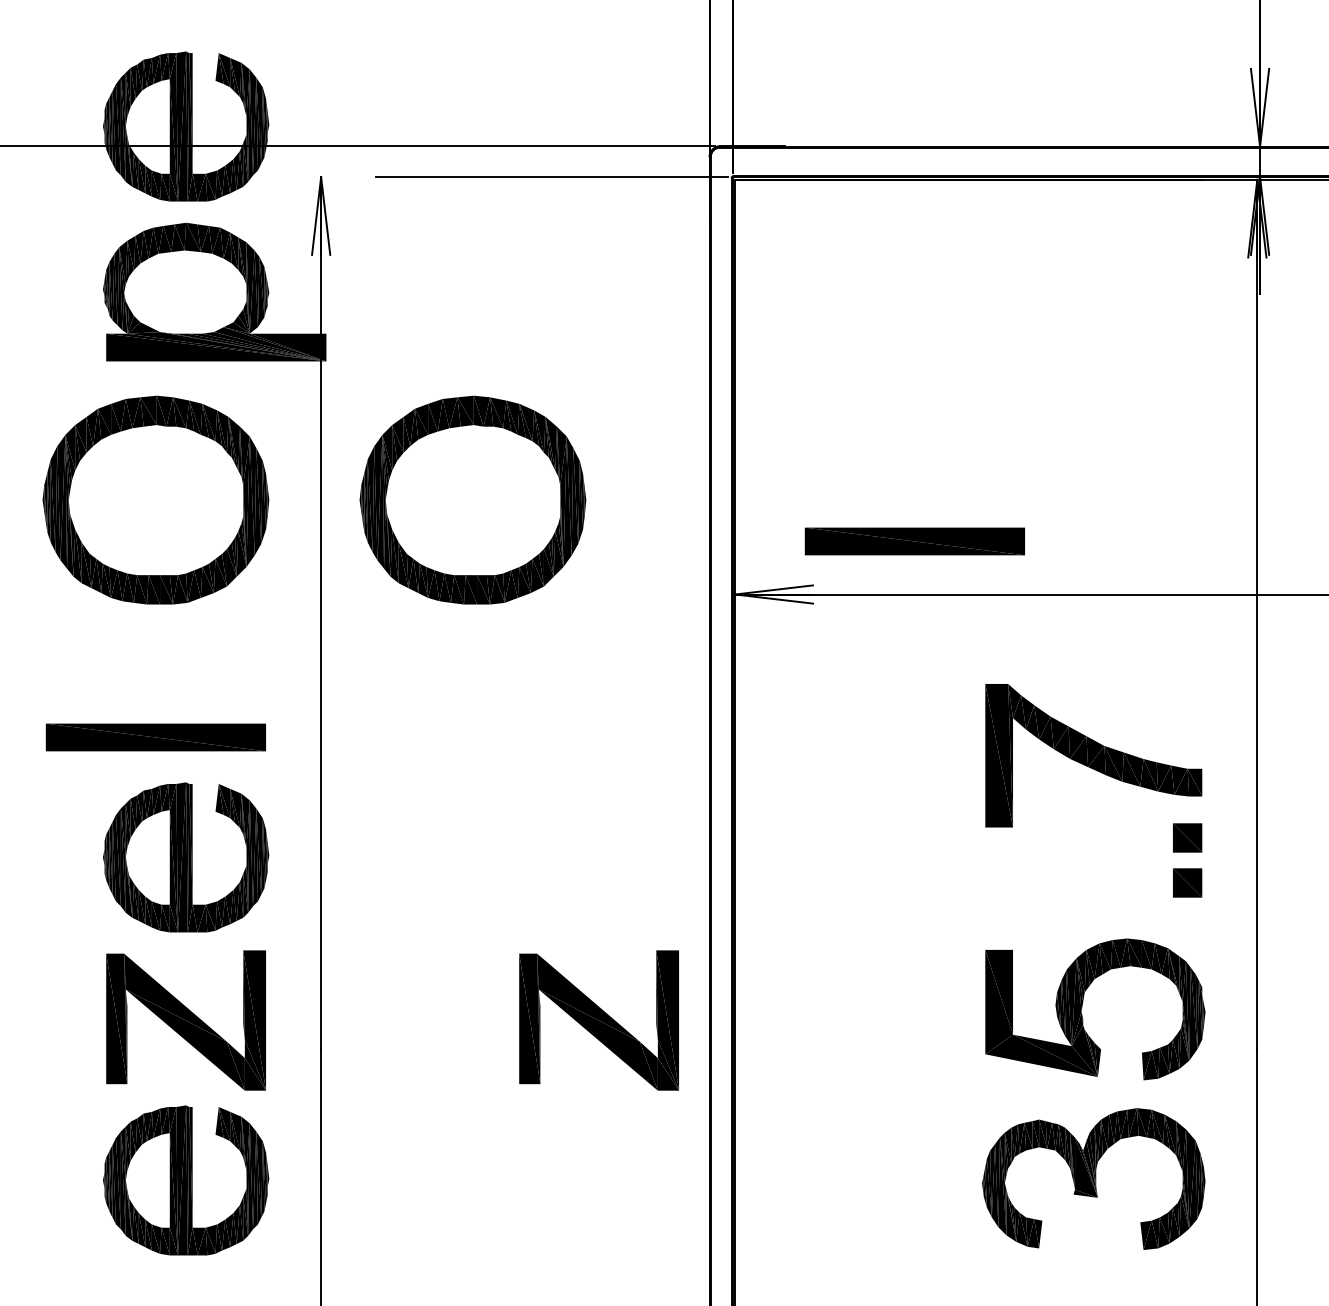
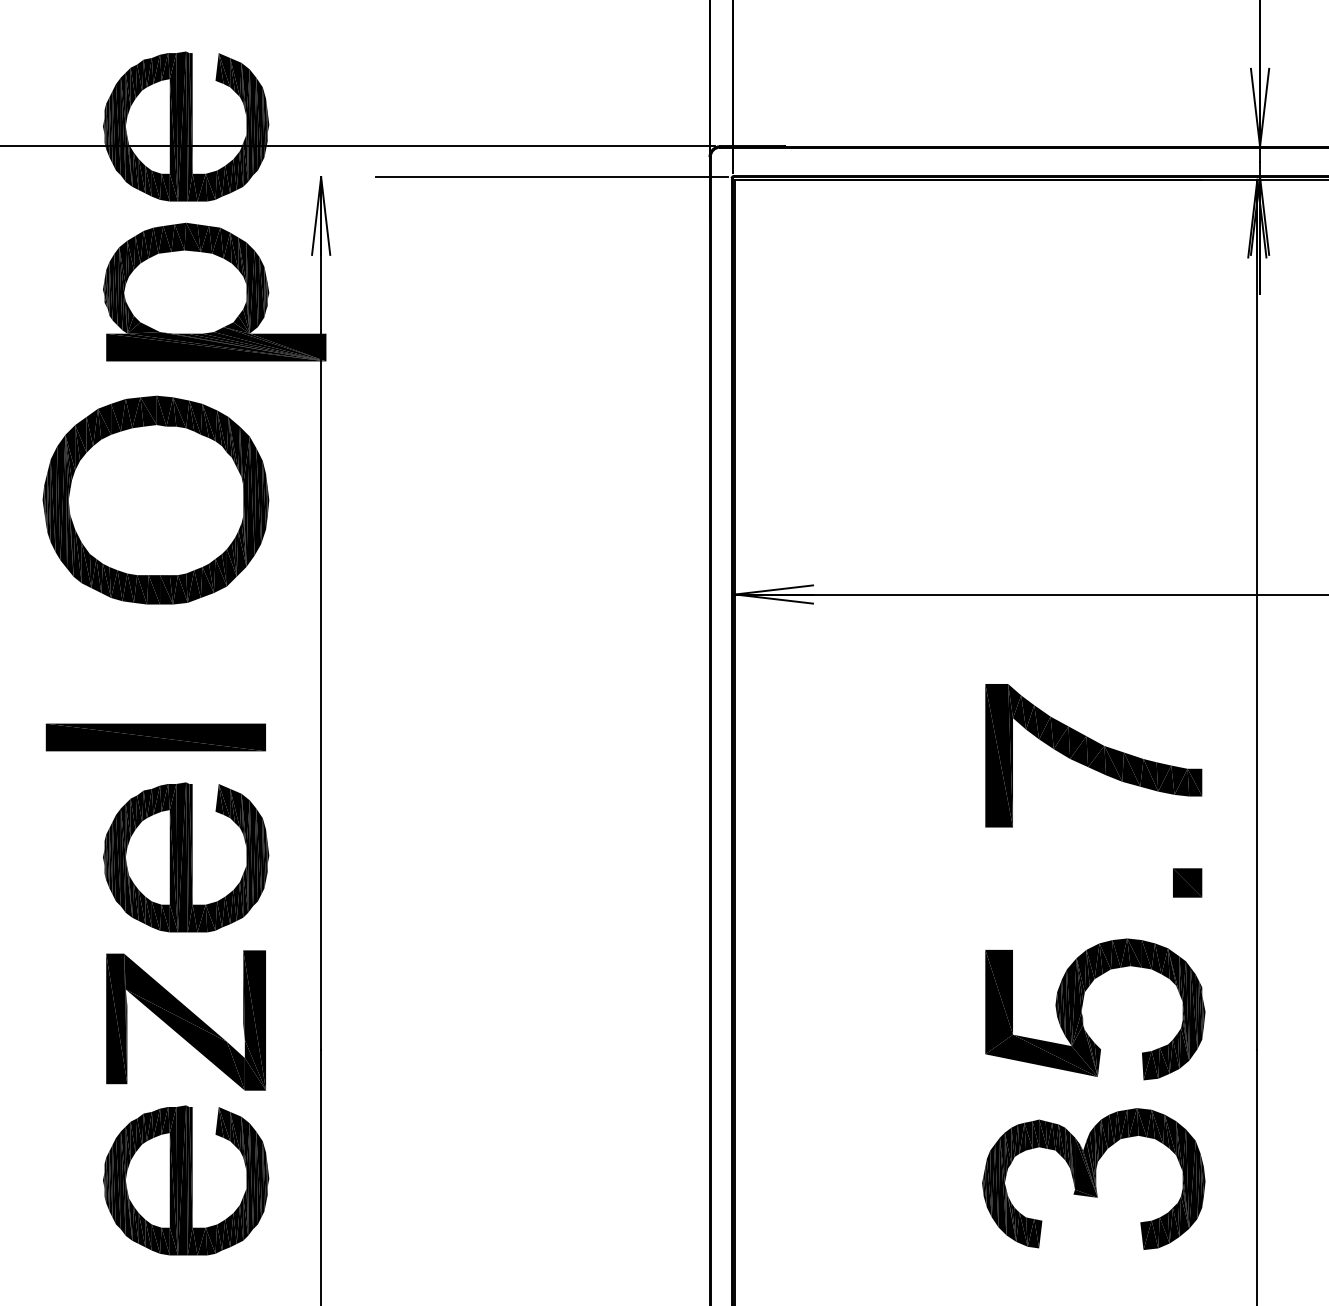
part: present -> none (472, 499)
part: present -> none (914, 541)
part: present -> none (1187, 837)
part: present -> none (598, 1020)
